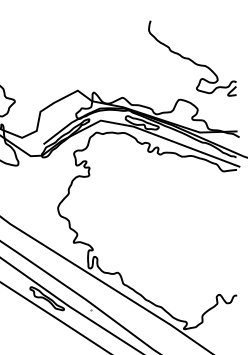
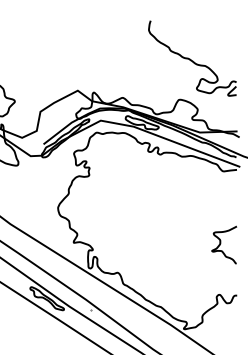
curve: none -> present (221, 243)
